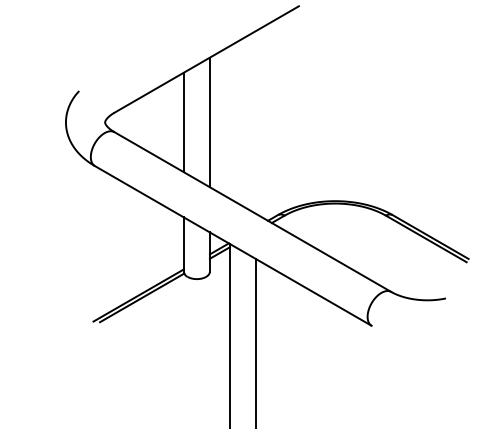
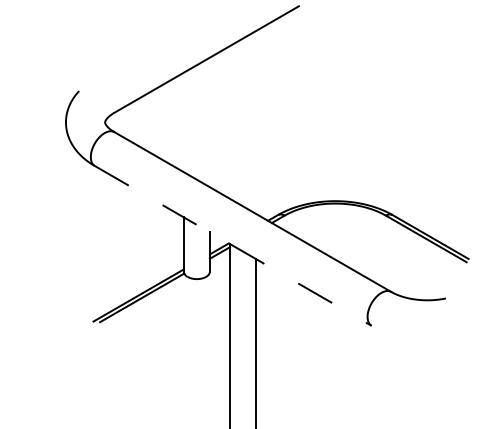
line: present -> none (183, 122)
line: present -> none (209, 122)
line: solid -> dashed (233, 245)
